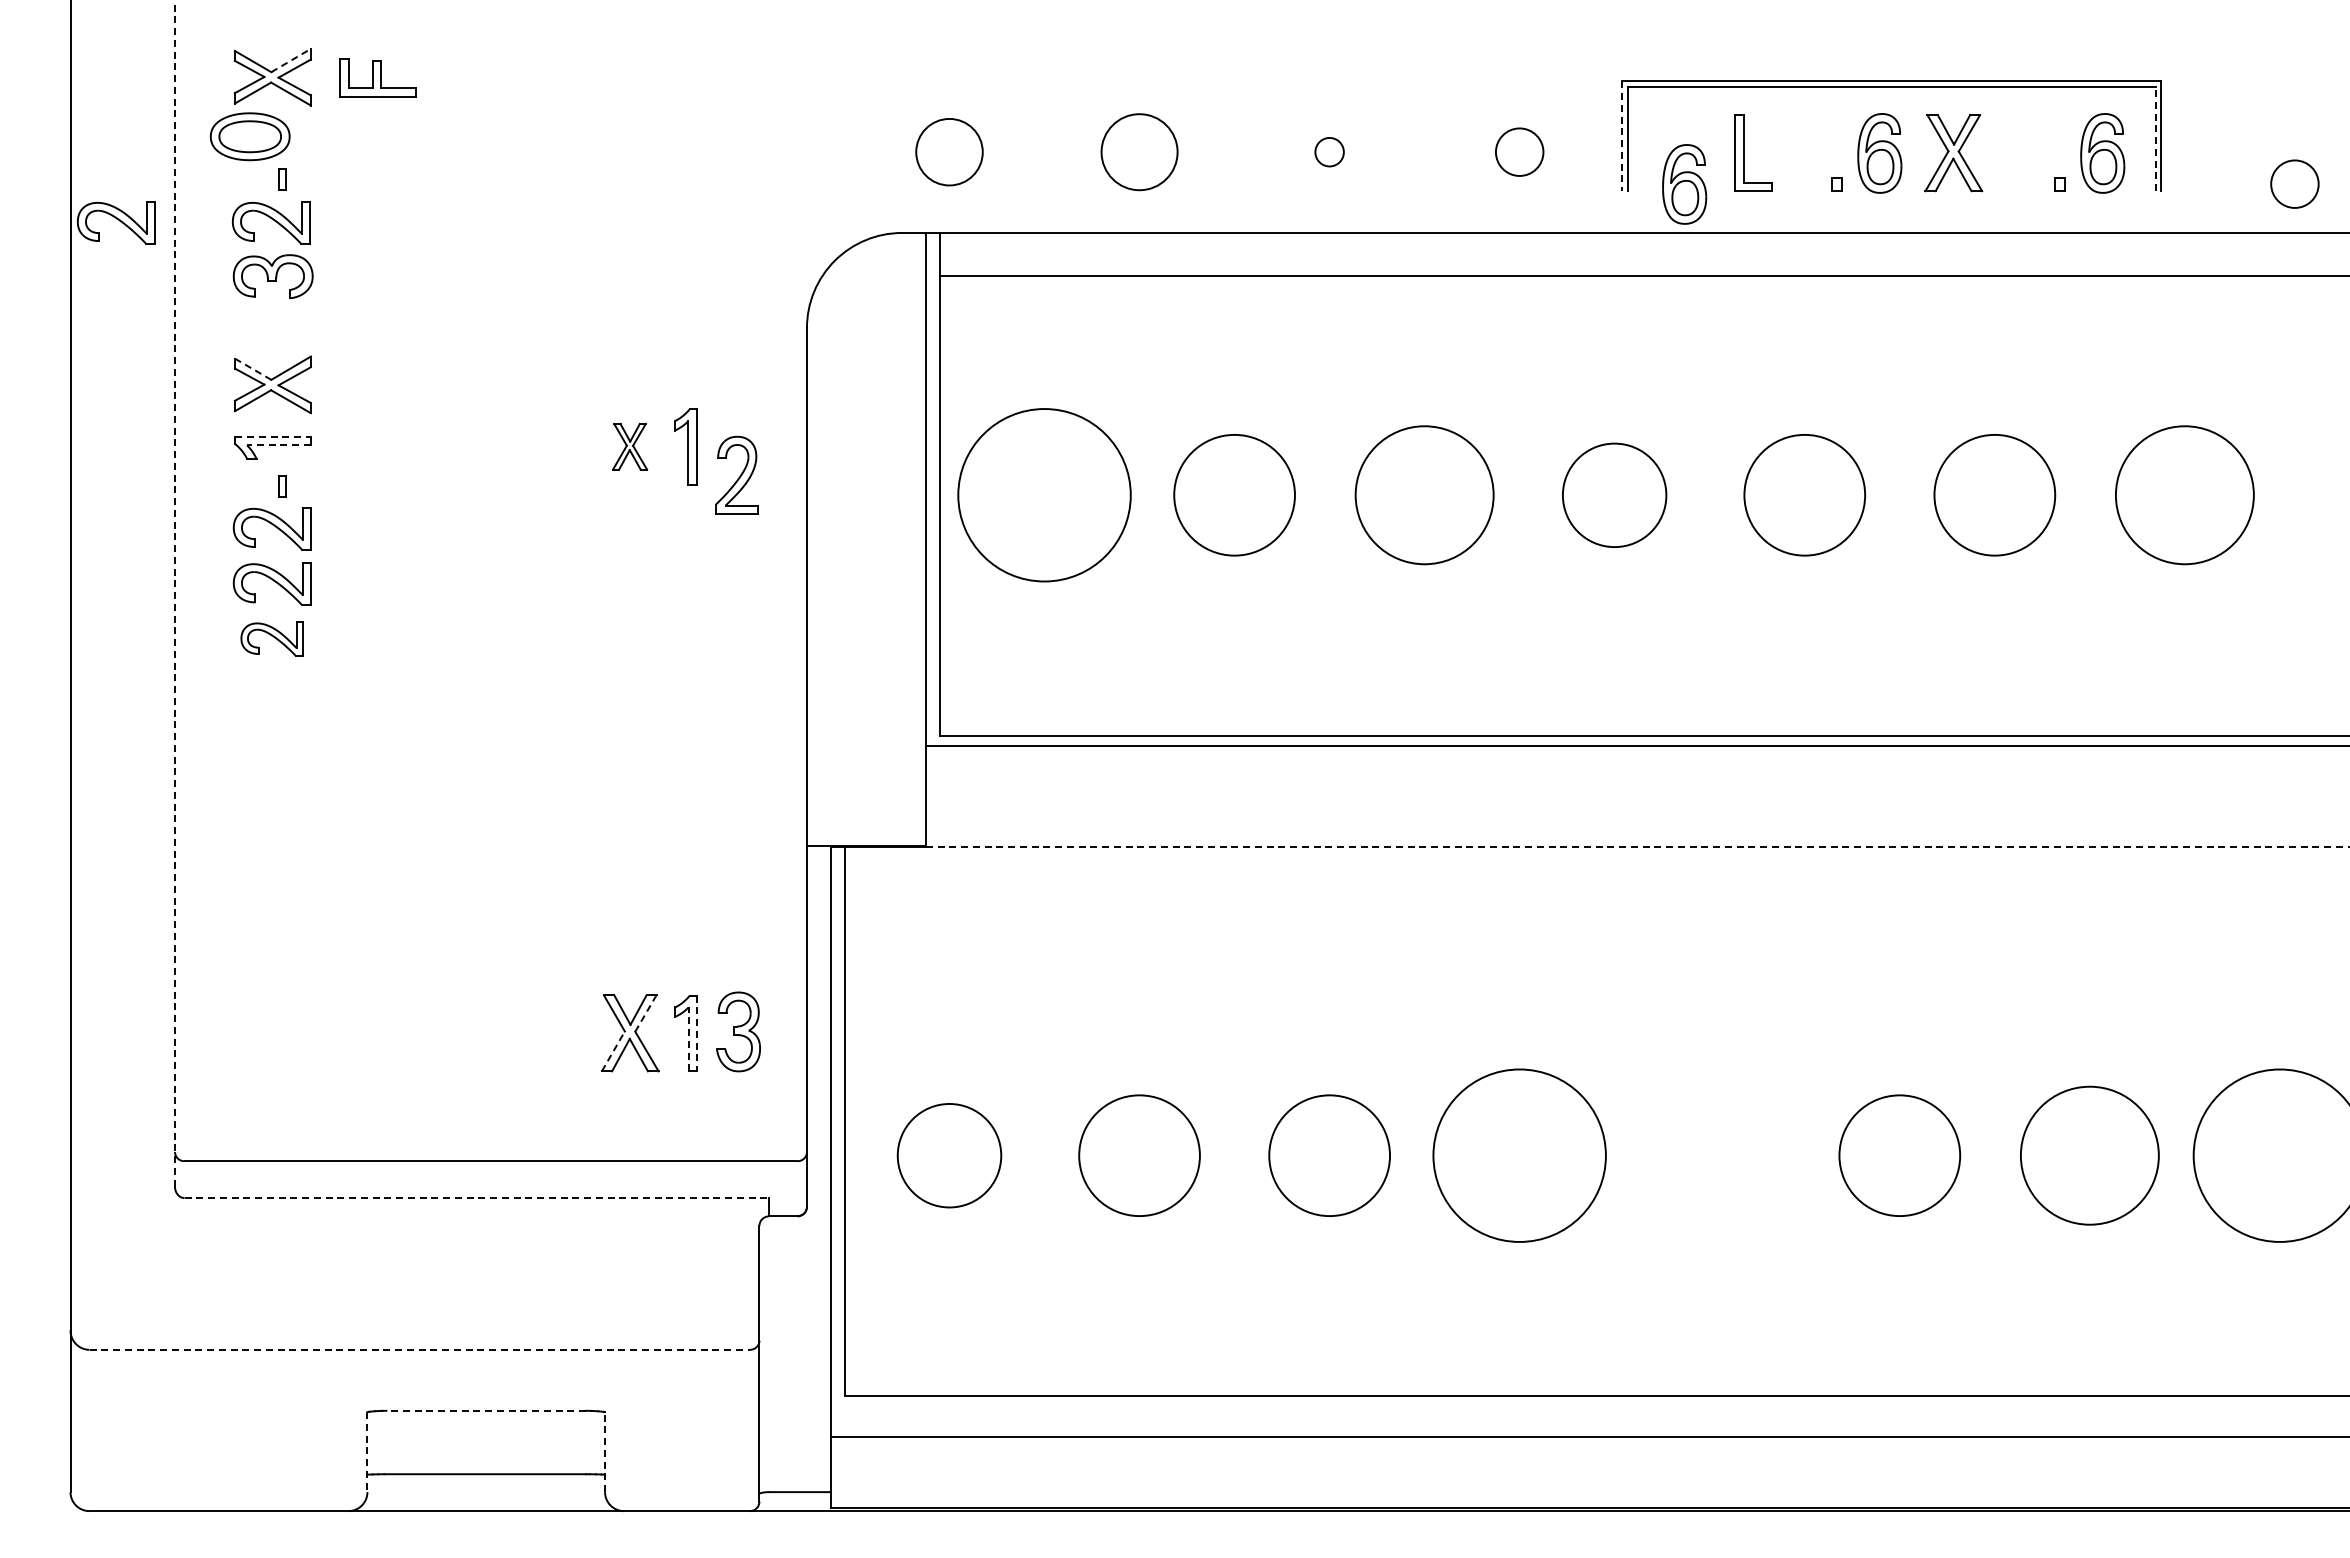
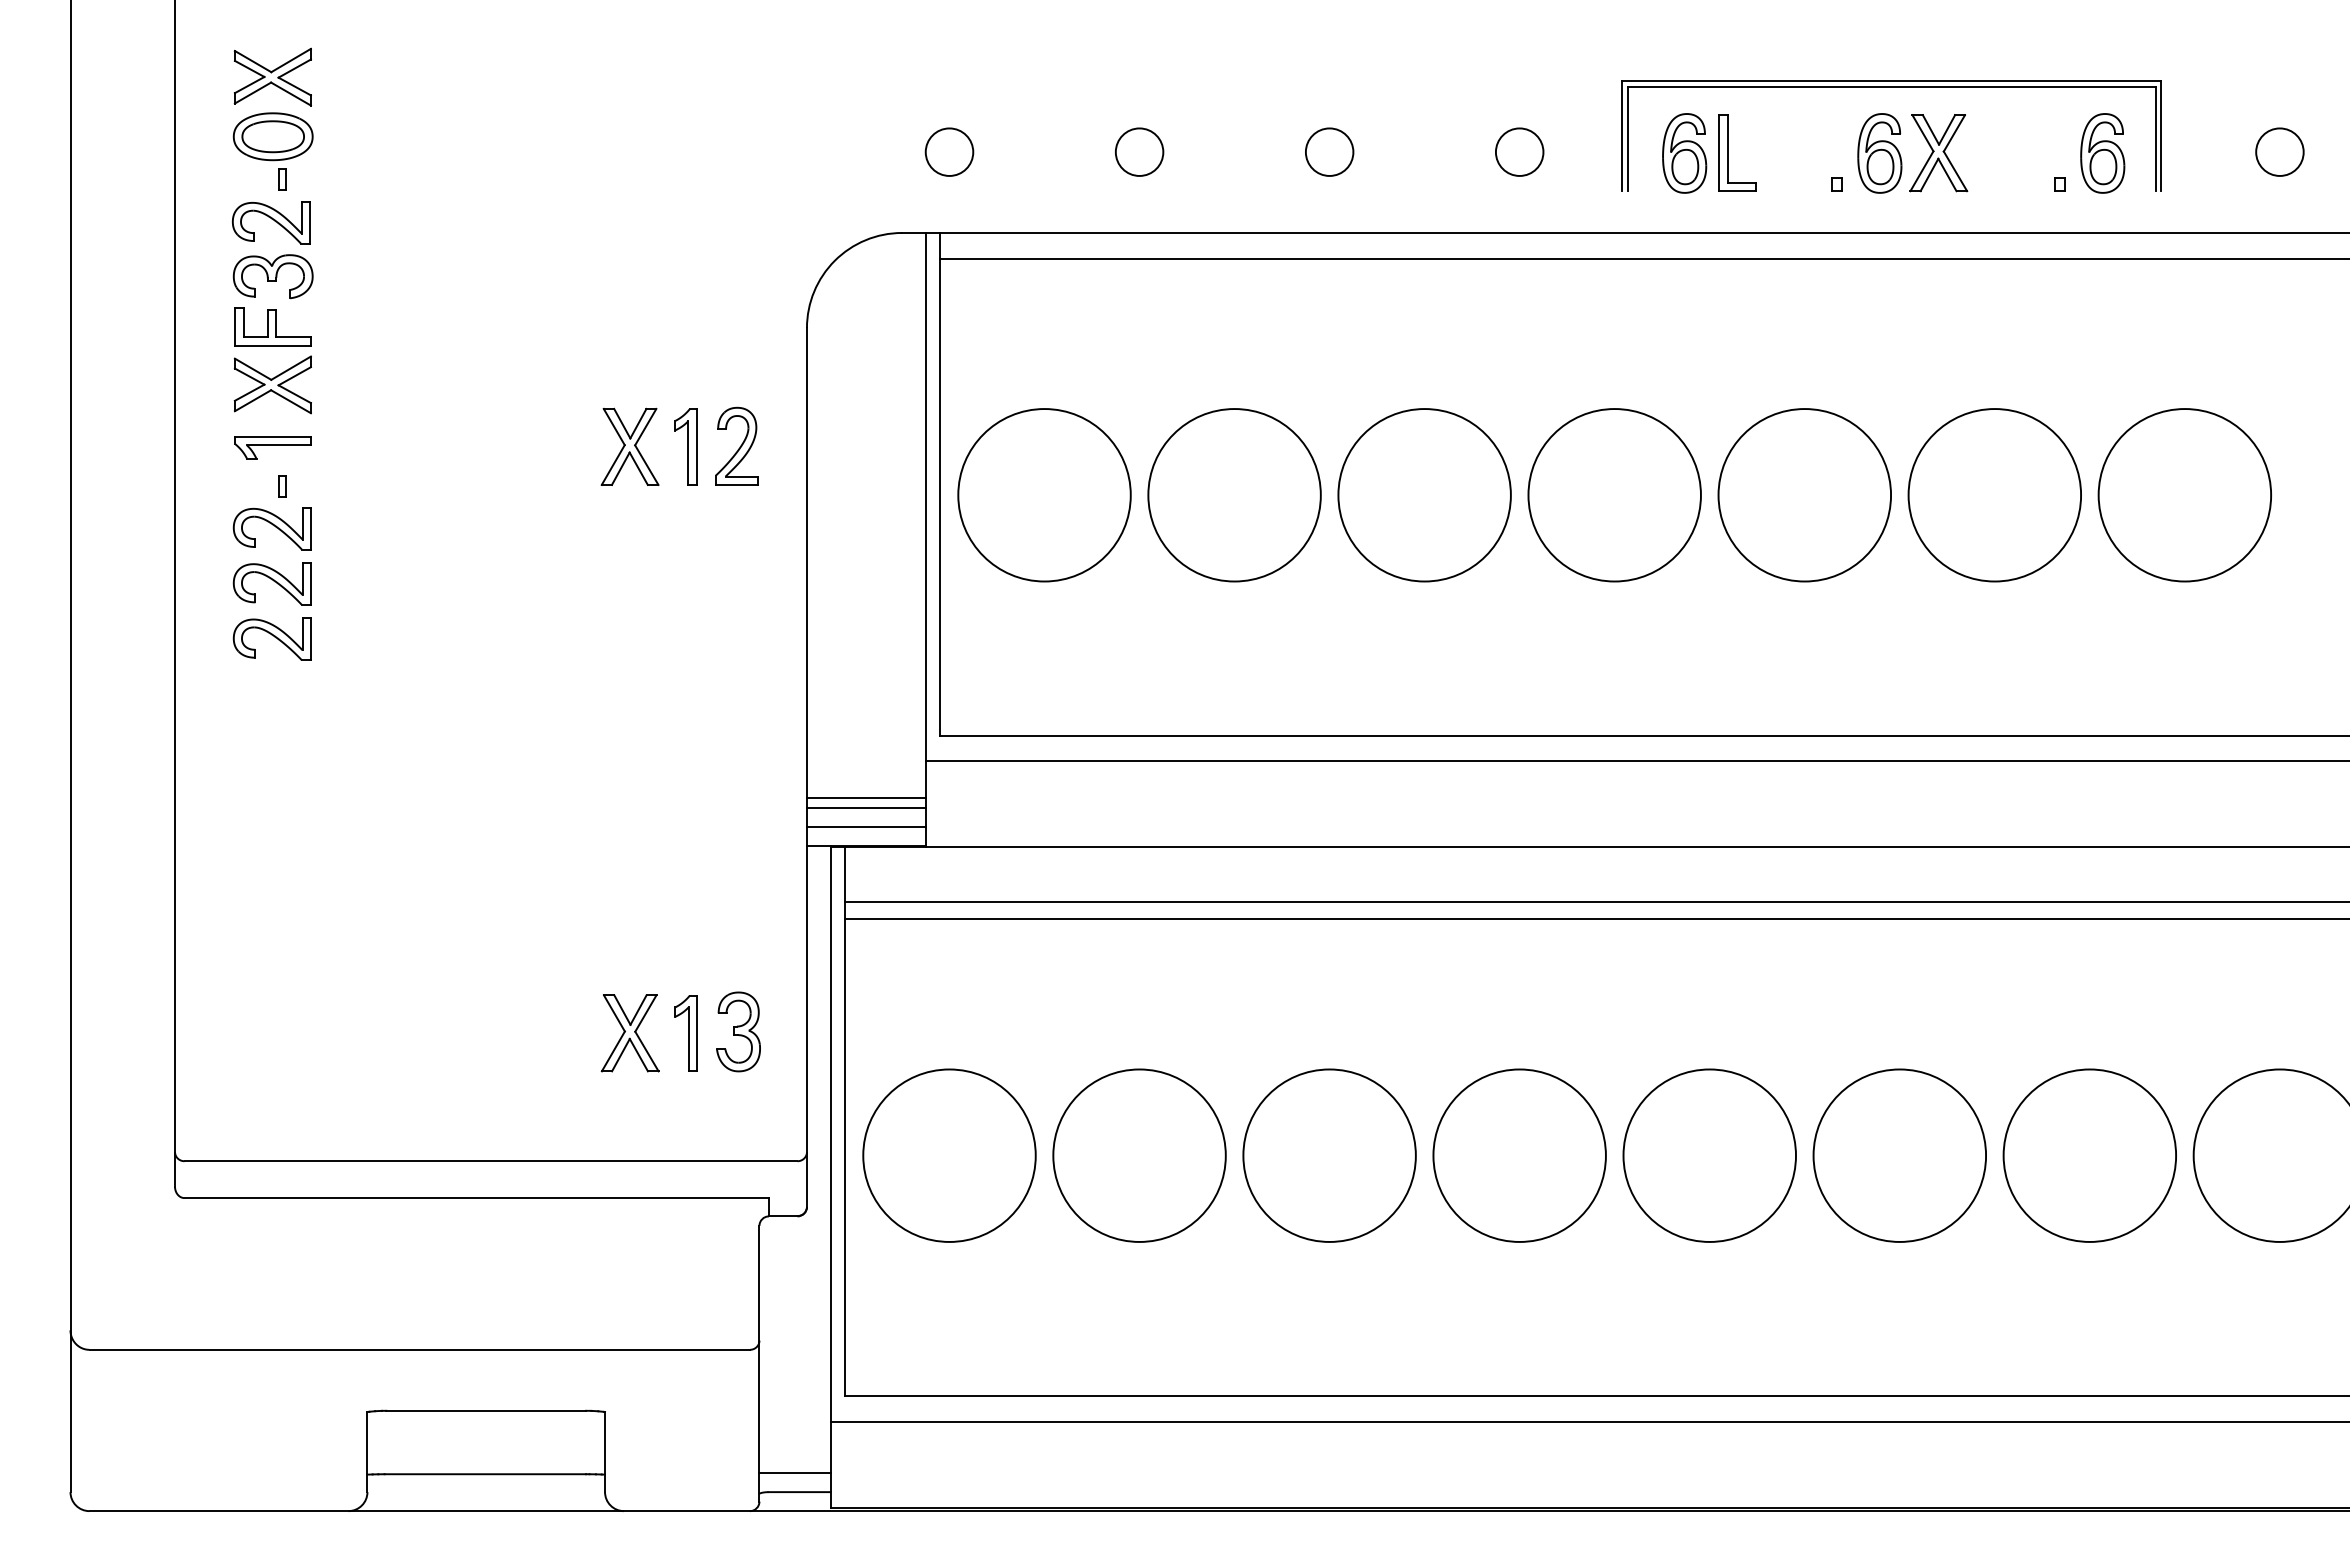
line: dashed -> solid (291, 60)
part position: (377, 77) -> (272, 326) (272, 326)
part position: (249, 136) -> (272, 136) (272, 136)
line: dashed -> solid (1622, 136)
line: dashed -> solid (2155, 138)
circle diameter: 67 px -> 48 px (949, 151)
circle diameter: 29 px -> 48 px (1329, 151)
circle diameter: 76 px -> 48 px (1139, 151)
part position: (1744, 152) -> (1728, 152) (1728, 152)
part position: (1953, 153) -> (1938, 153) (1938, 153)
circle position: (2294, 183) -> (2279, 151) (2279, 151)
part position: (1684, 184) -> (1684, 153) (1684, 153)
part: present -> none (116, 222)
line position: (1642, 276) -> (1642, 259) (1642, 259)
line: dashed -> solid (253, 369)
line: dashed -> solid (273, 437)
line: dashed -> solid (279, 445)
part size: 37x49 px -> 60x79 px (629, 446)
part position: (736, 474) -> (736, 445) (736, 445)
circle diameter: 121 px -> 172 px (1234, 495)
circle size: 106x106 px -> 175x175 px (1614, 495)
circle diameter: 121 px -> 172 px (1804, 495)
circle diameter: 121 px -> 172 px (1994, 495)
circle diameter: 138 px -> 172 px (1424, 495)
circle diameter: 138 px -> 172 px (2184, 495)
line: dashed -> solid (175, 593)
part size: 64x36 px -> 80x44 px (271, 638)
line position: (1635, 746) -> (1635, 761) (1635, 761)
line: none -> present (865, 798)
line: none -> present (865, 807)
line: none -> present (865, 826)
line: dashed -> solid (1637, 847)
line: none -> present (1595, 902)
line: none -> present (1595, 919)
line: dashed -> solid (645, 1013)
line: dashed -> solid (696, 1033)
line: dashed -> solid (688, 1039)
line: dashed -> solid (613, 1051)
circle diameter: 103 px -> 172 px (949, 1155)
circle diameter: 121 px -> 172 px (1139, 1155)
circle diameter: 121 px -> 172 px (1329, 1155)
circle: none -> present (1709, 1155)
circle diameter: 121 px -> 172 px (1899, 1155)
circle diameter: 138 px -> 172 px (2089, 1155)
line: dashed -> solid (477, 1198)
line: dashed -> solid (420, 1349)
line: dashed -> solid (486, 1410)
line position: (1588, 1436) -> (1588, 1421) (1588, 1421)
line: dashed -> solid (605, 1451)
line: dashed -> solid (367, 1452)
line: none -> present (794, 1473)
